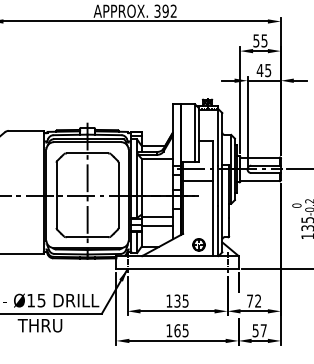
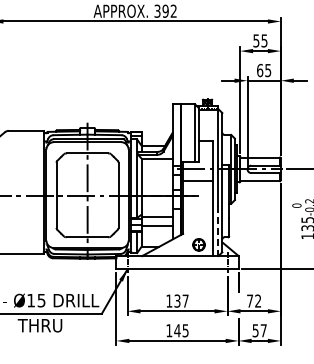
text: 45 -> 65 (259, 70)
line: solid -> dashed (217, 231)
text: 135 -> 137 (185, 300)
text: 165 -> 145 (177, 330)
